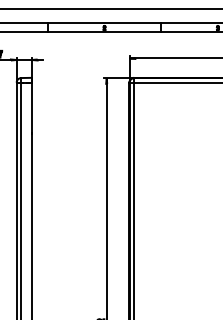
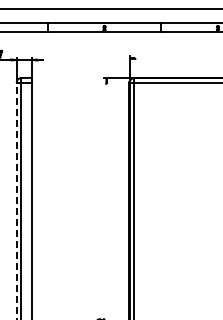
line: present -> none (177, 58)
line: present -> none (106, 199)
line: solid -> dashed (16, 200)
